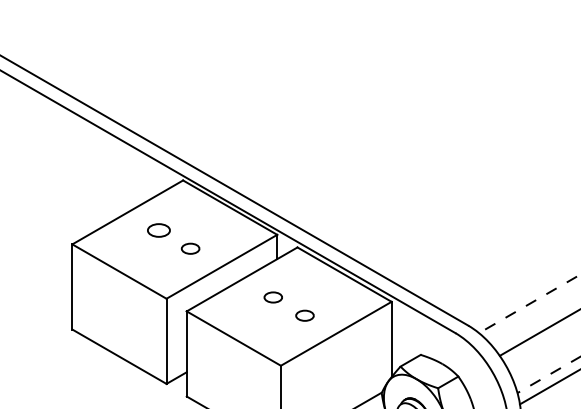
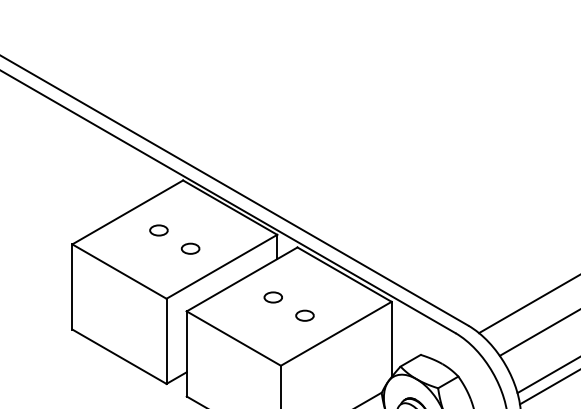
part size: 24x15 px -> 20x13 px (158, 230)
line: dashed -> solid (529, 304)
line: dashed -> solid (548, 375)
